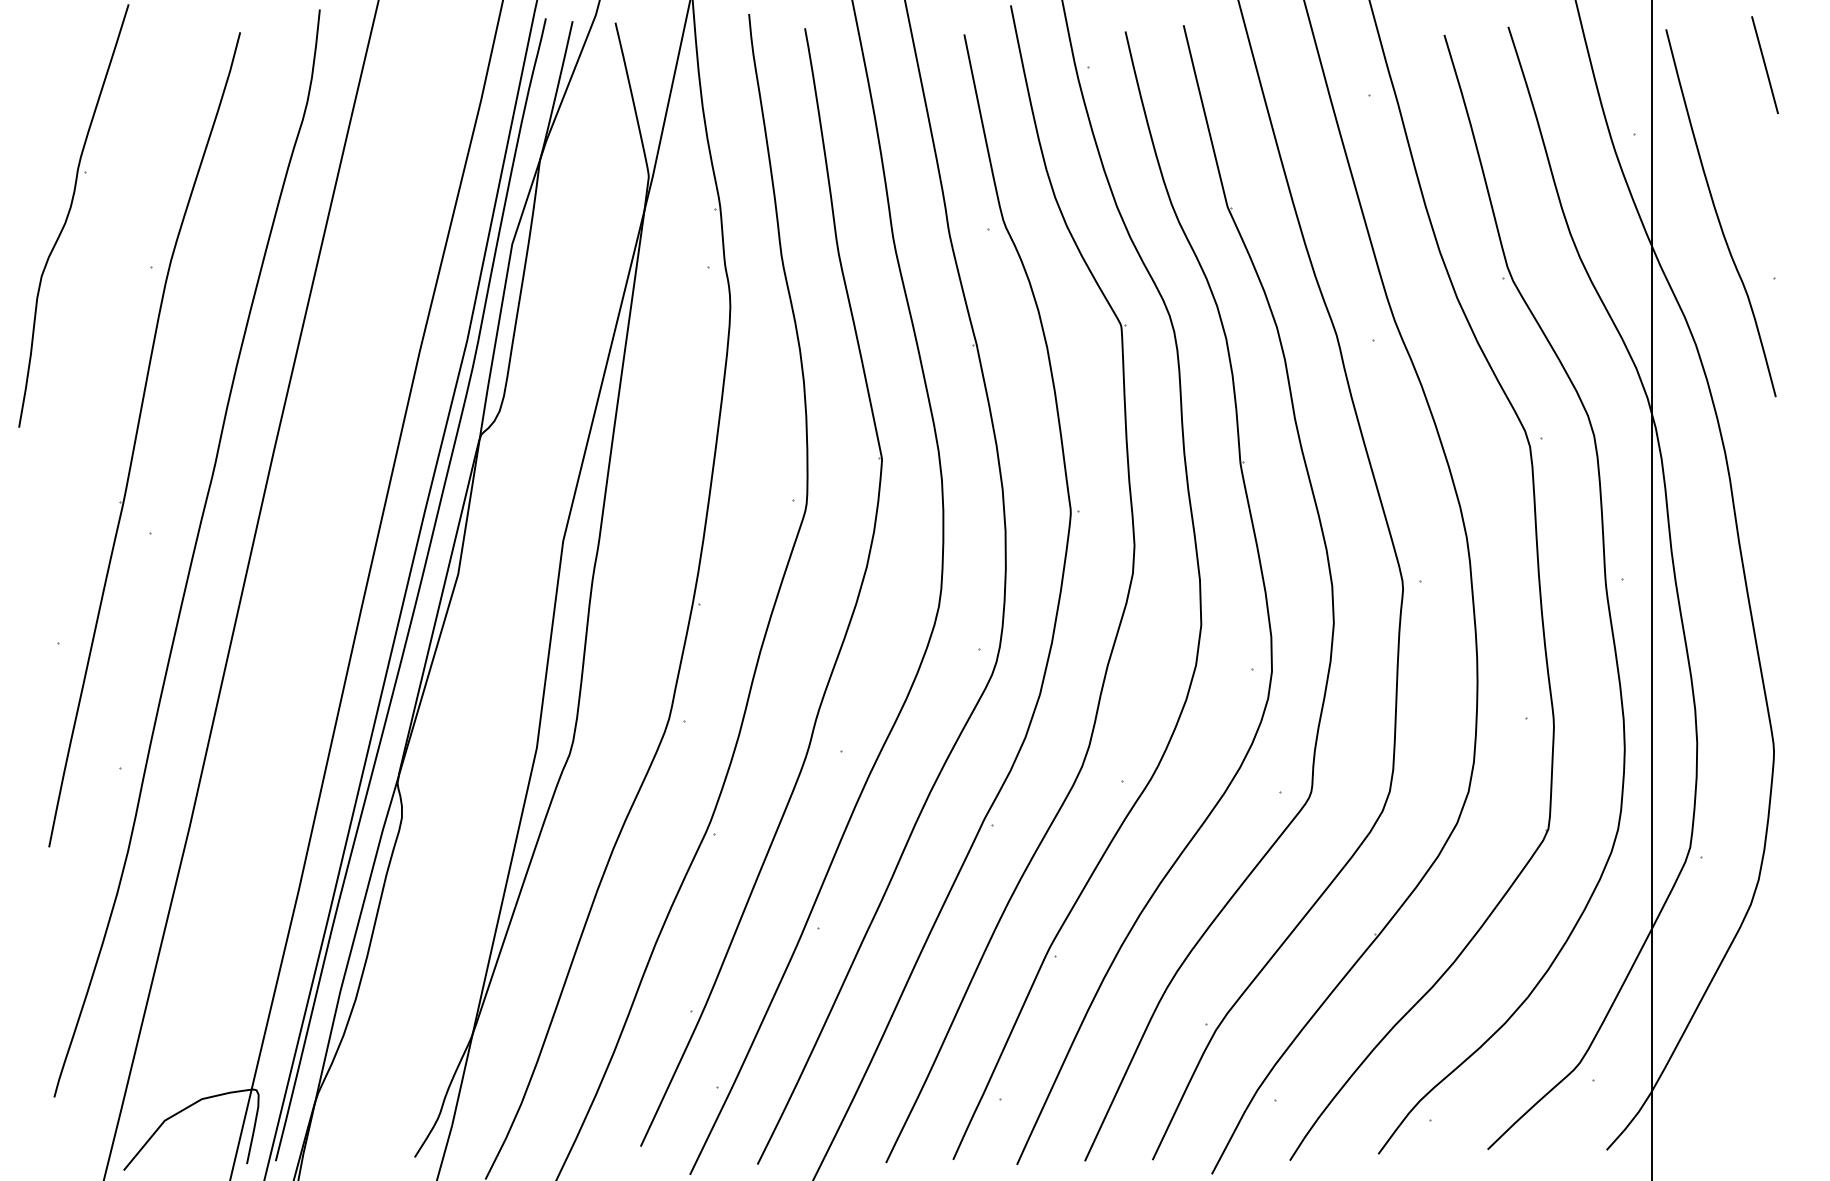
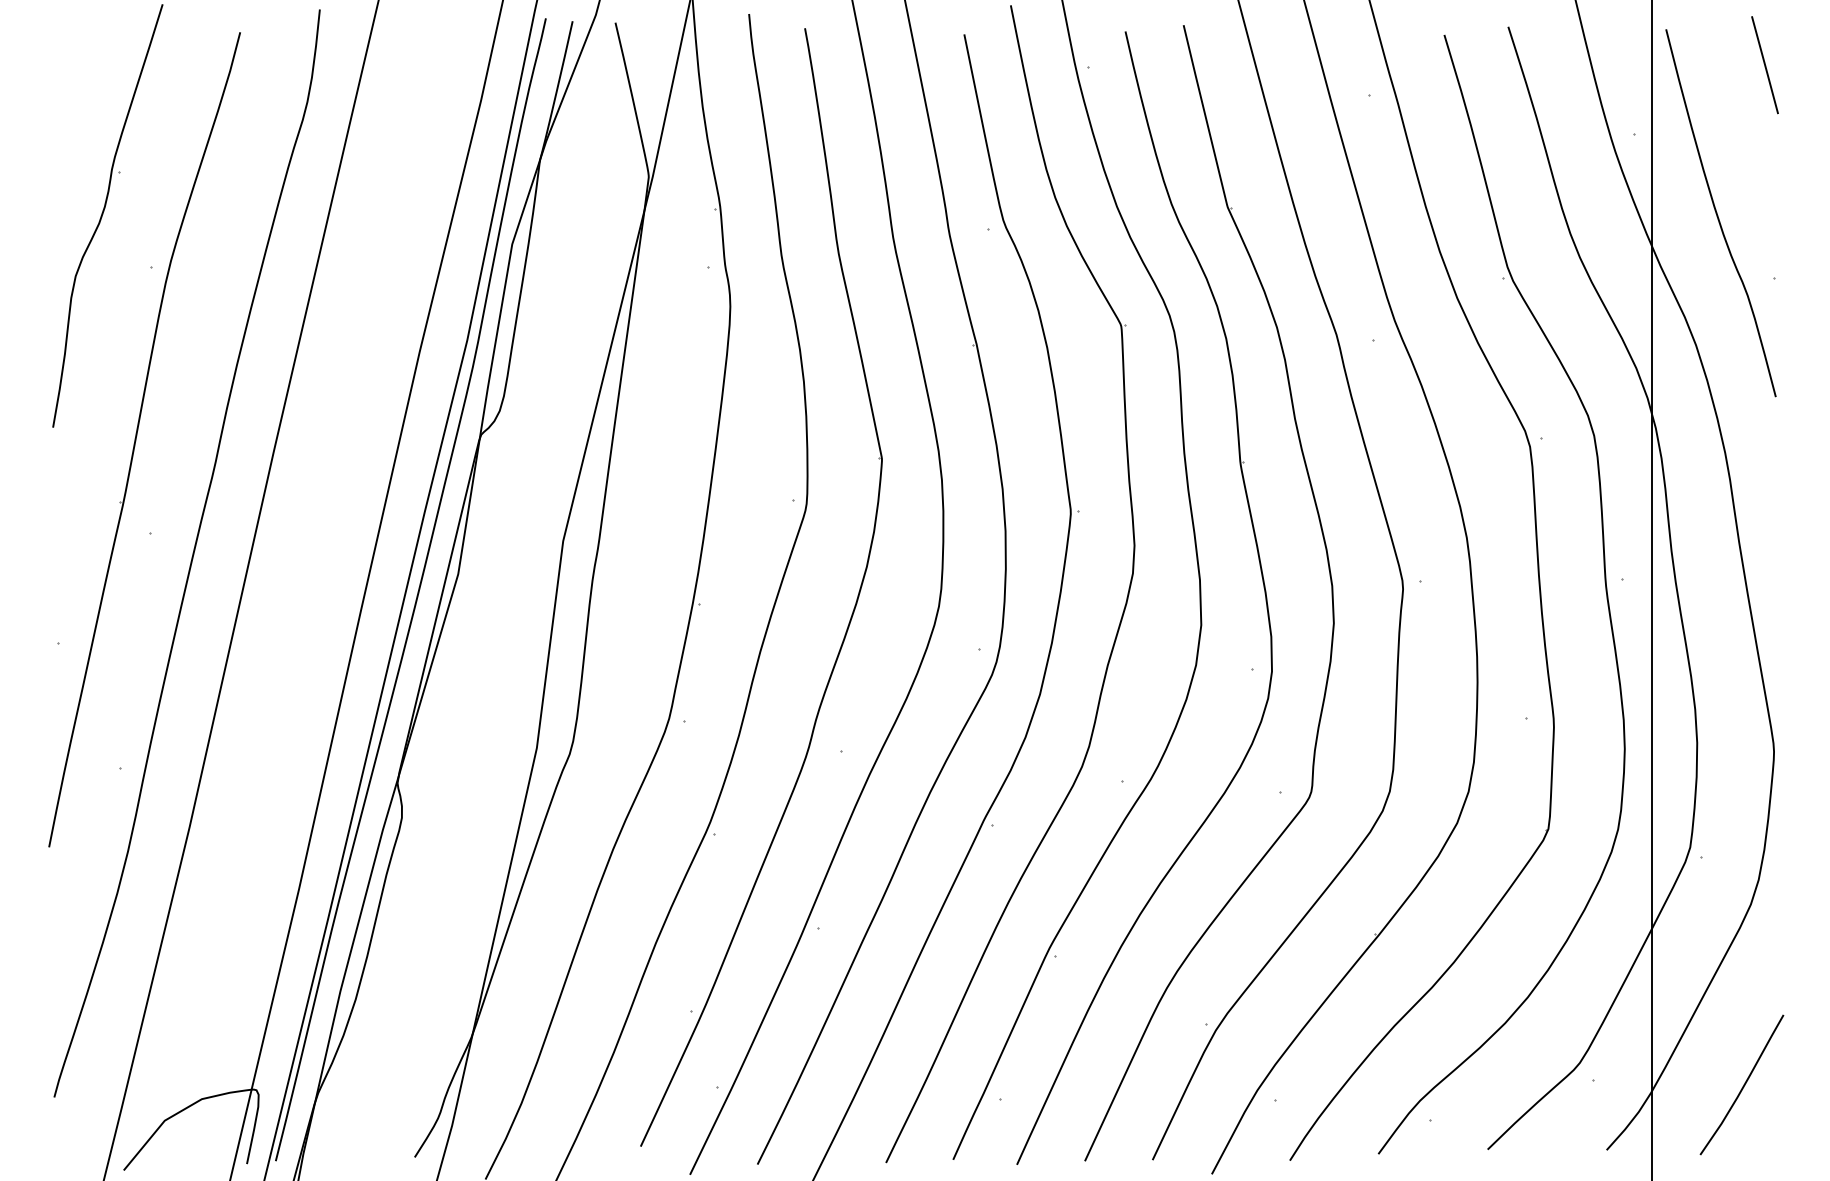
part position: (73, 215) -> (107, 215) (107, 215)
curve: none -> present (1743, 1084)
